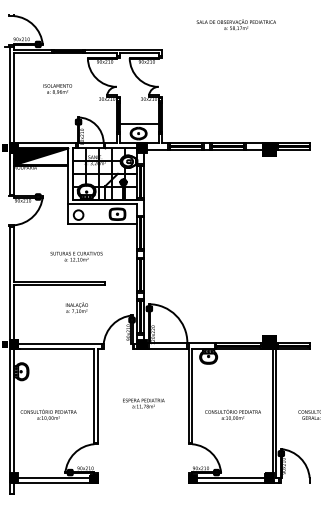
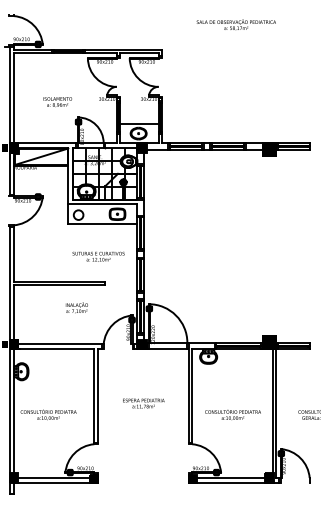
text position: (57, 88) -> (57, 101) (57, 101)
hatch: present -> none (40, 156)
text position: (76, 256) -> (98, 256) (98, 256)
